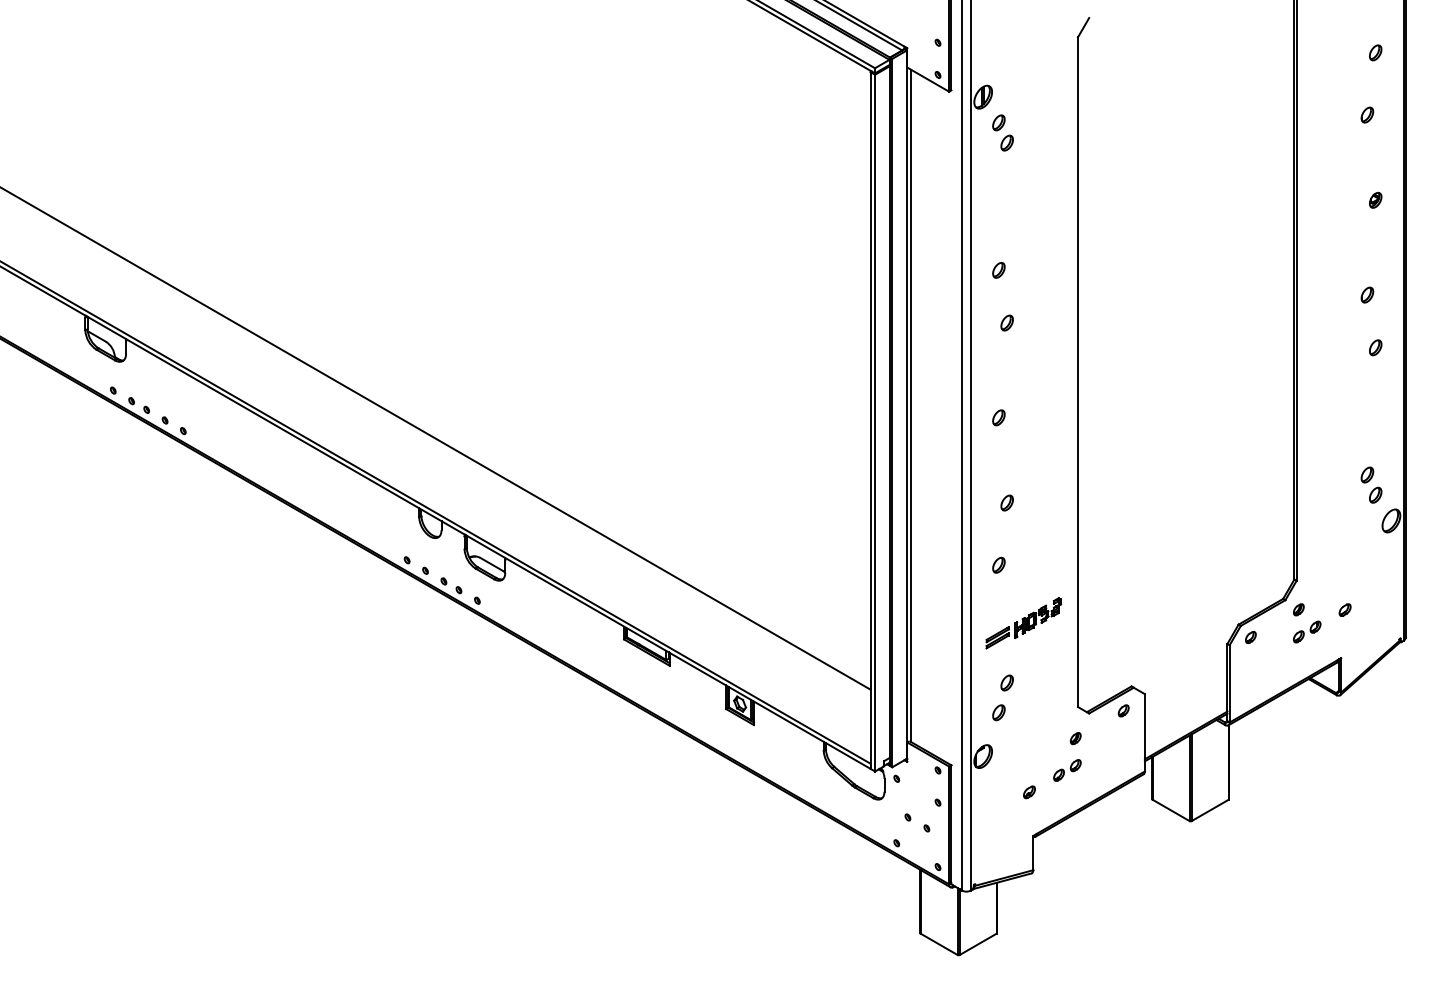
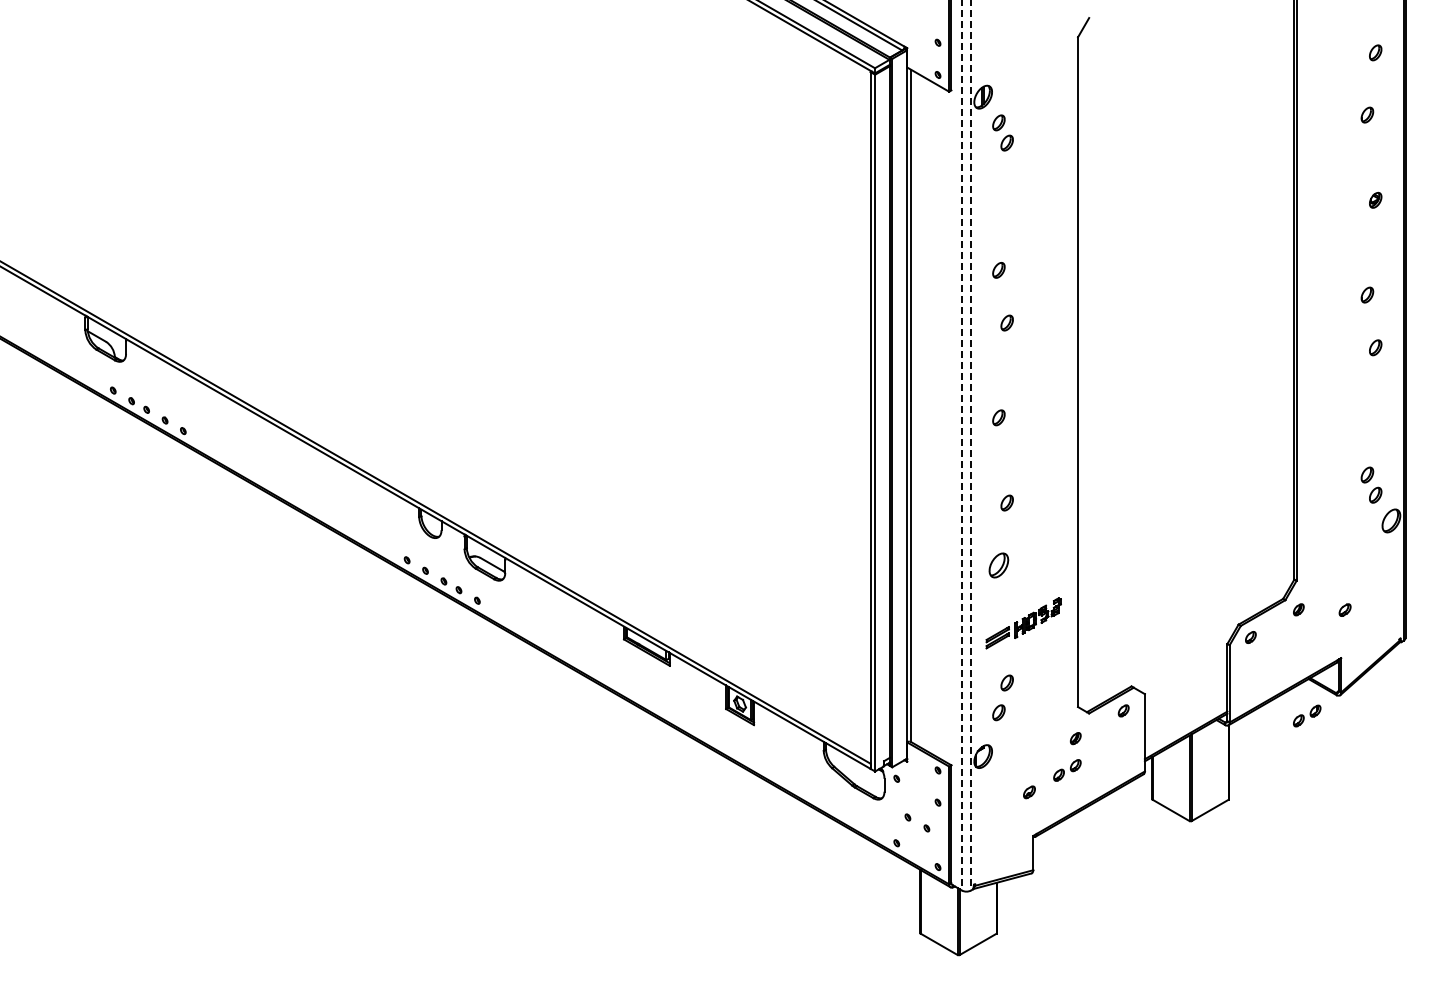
line: present -> none (436, 438)
line: solid -> dashed (962, 446)
line: solid -> dashed (970, 446)
part size: 14x18 px -> 22x27 px (998, 565)
part position: (1307, 631) -> (1307, 715) (1307, 715)
